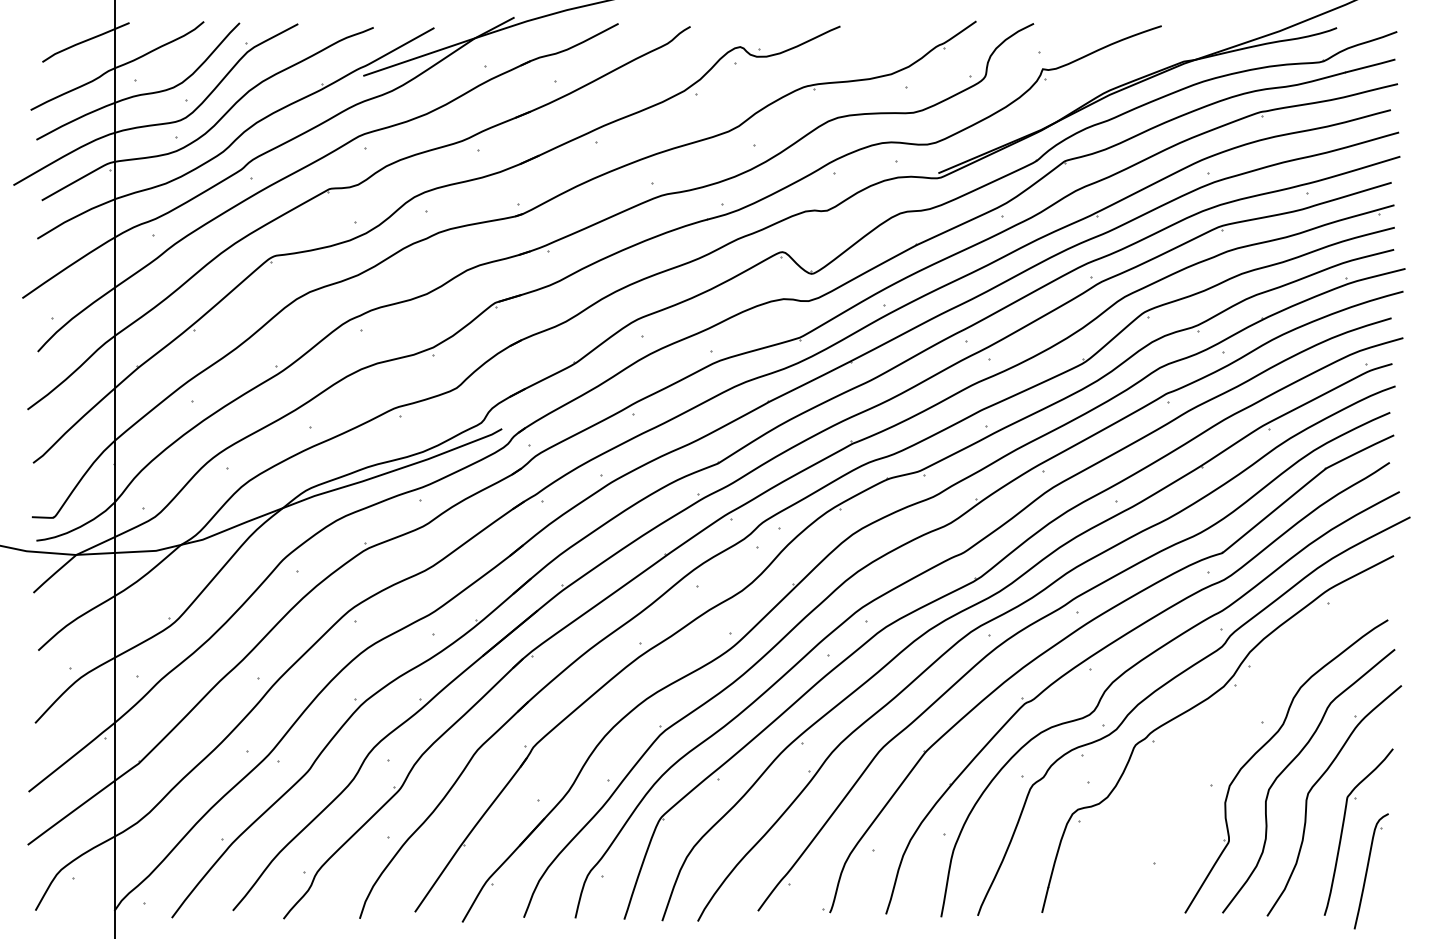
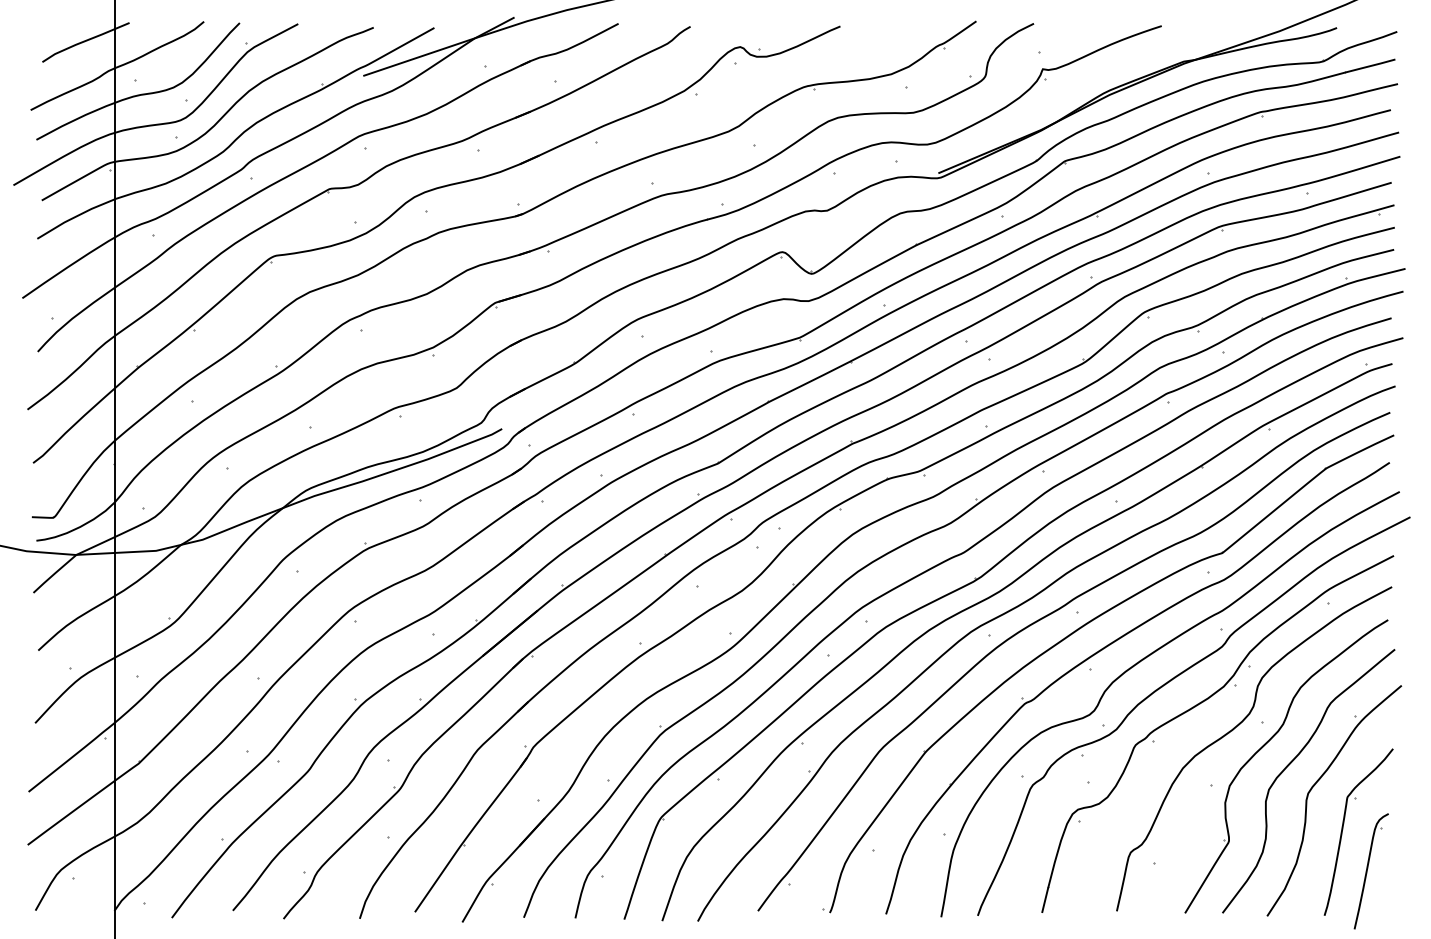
curve: none -> present (1238, 726)
